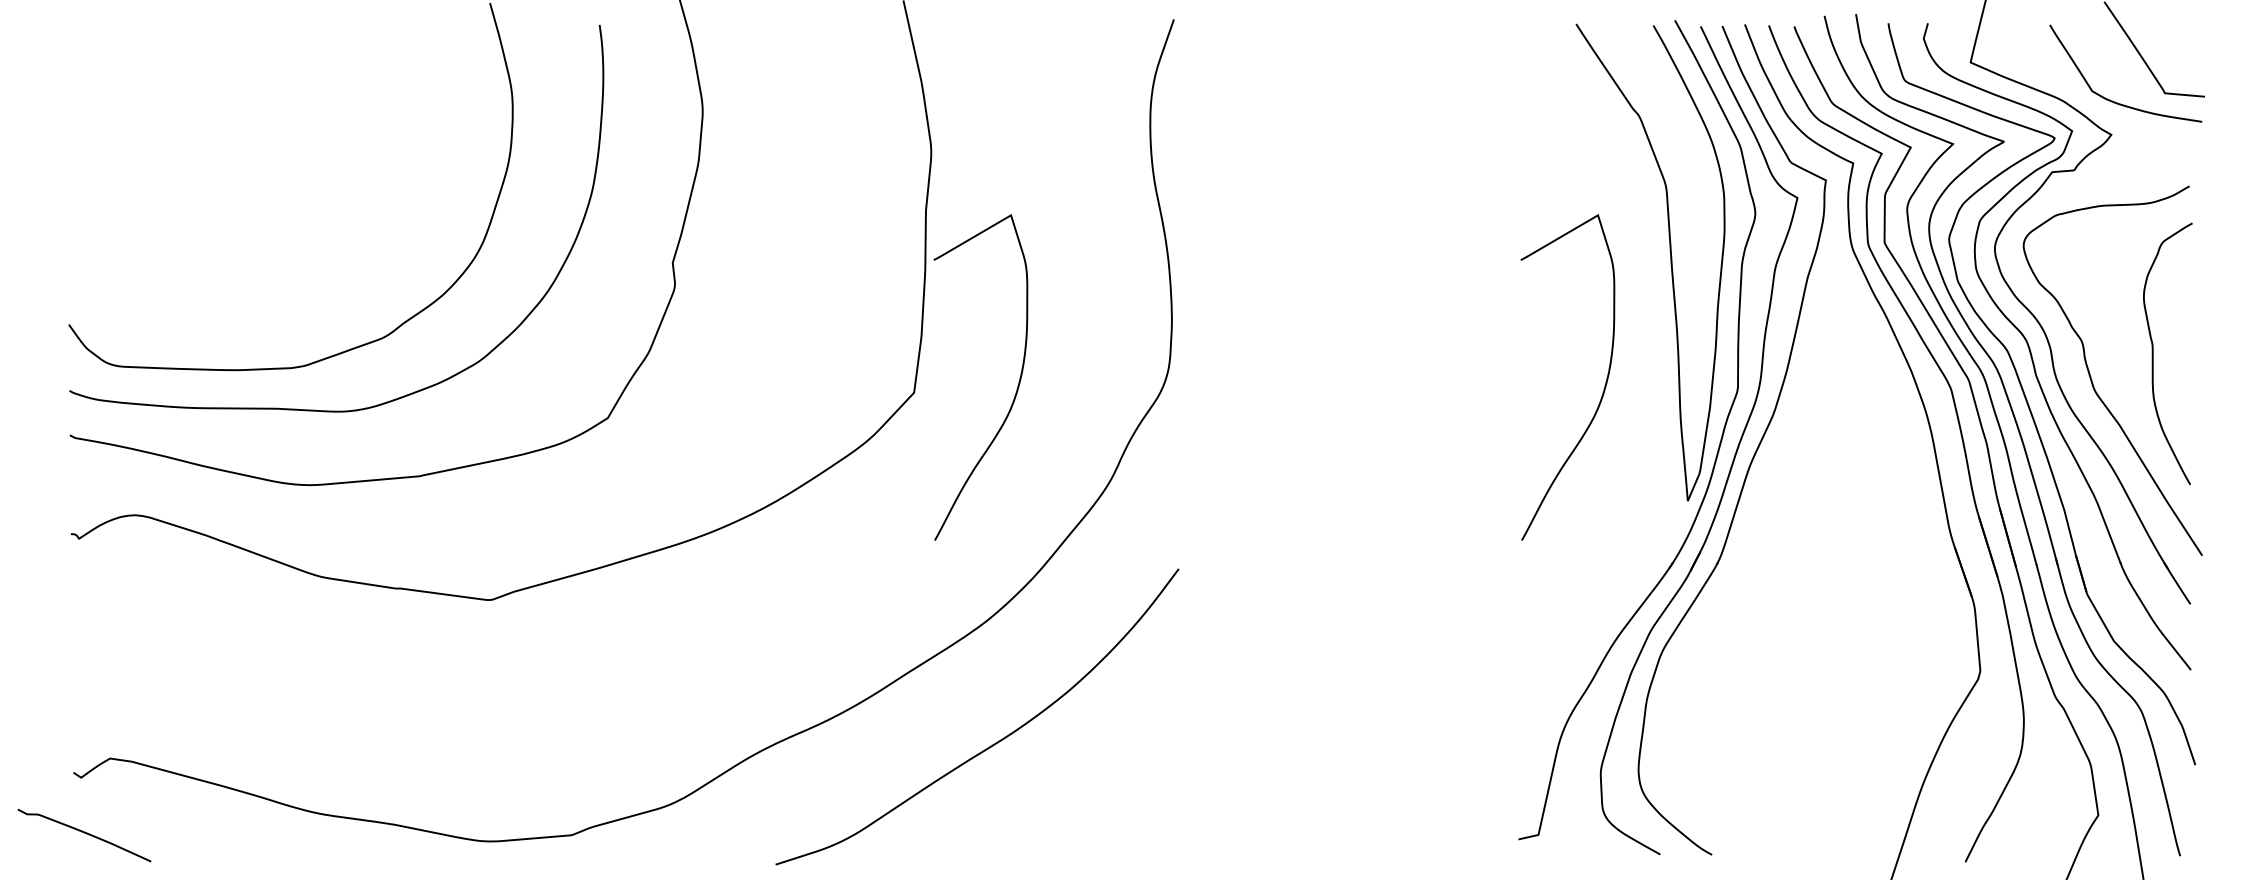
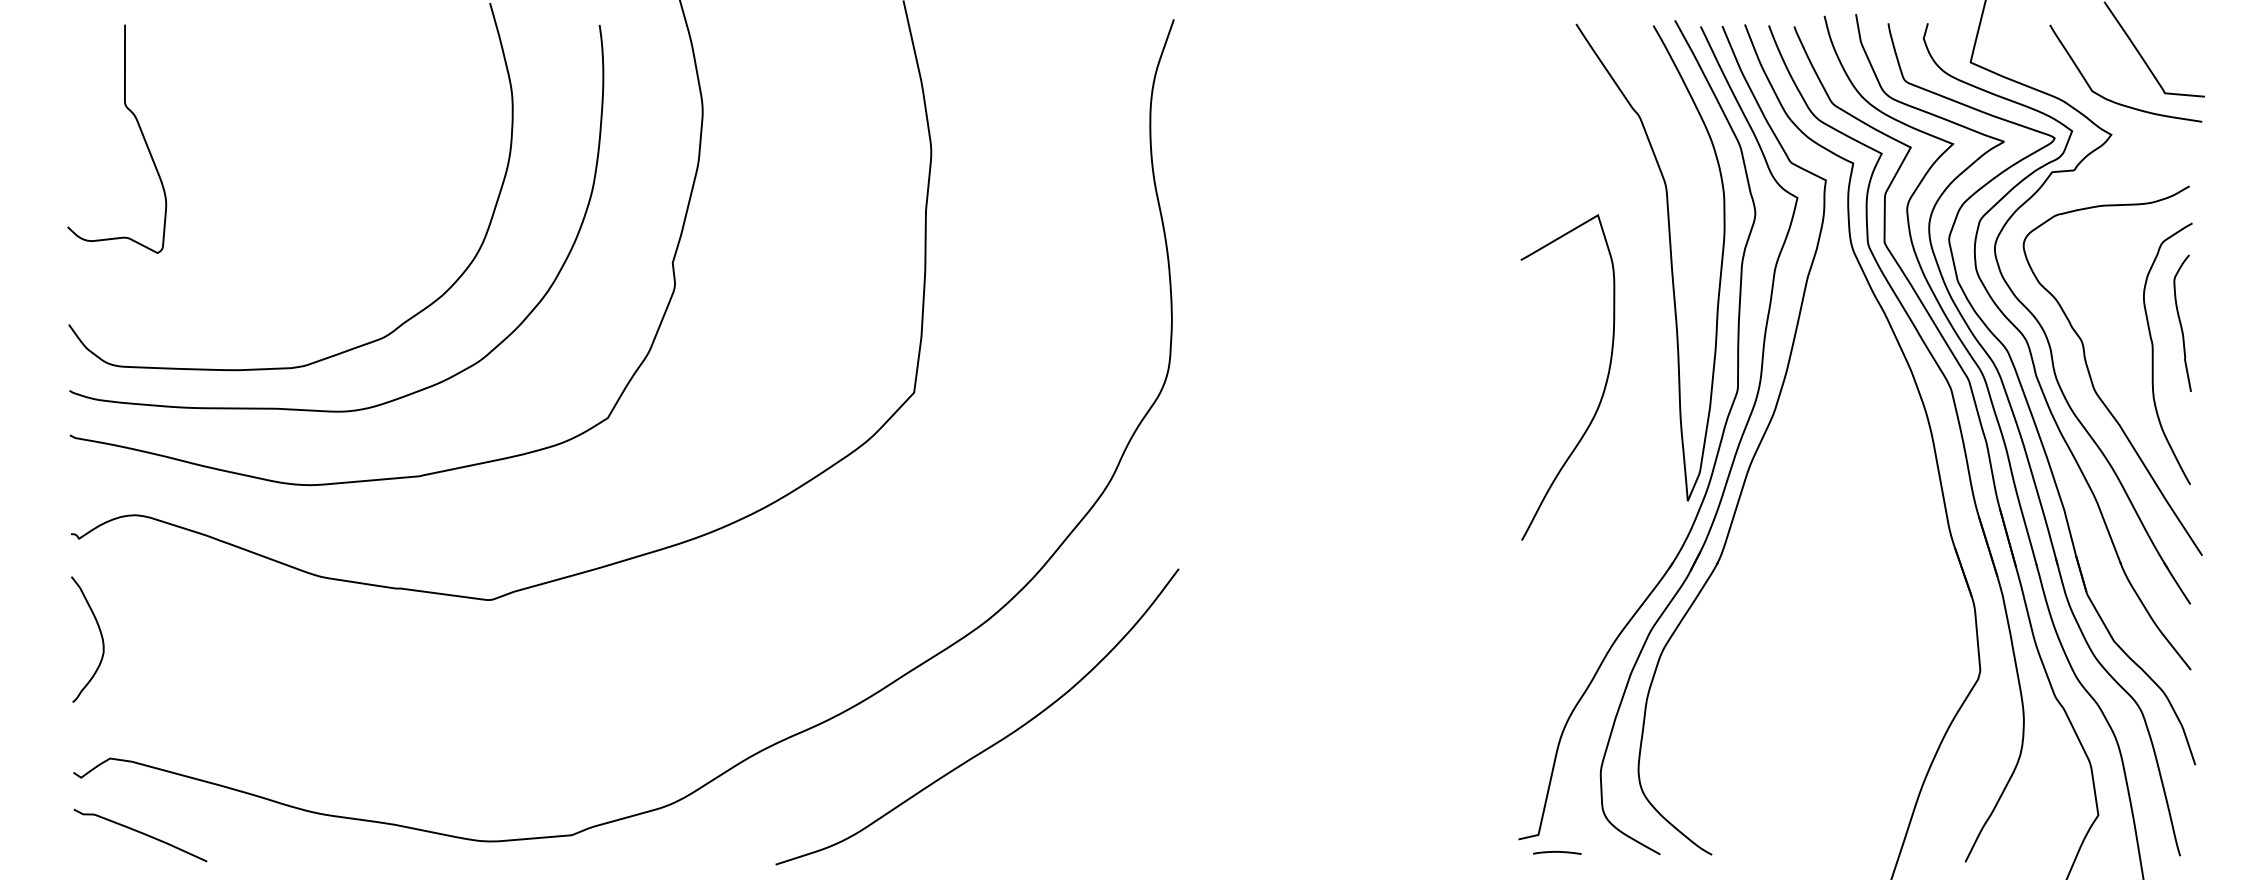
curve: none -> present (139, 129)
curve: none -> present (2181, 322)
curve: present -> none (1017, 385)
part: none -> present (100, 635)
curve position: (84, 833) -> (140, 833) (140, 833)
curve: none -> present (1557, 852)
